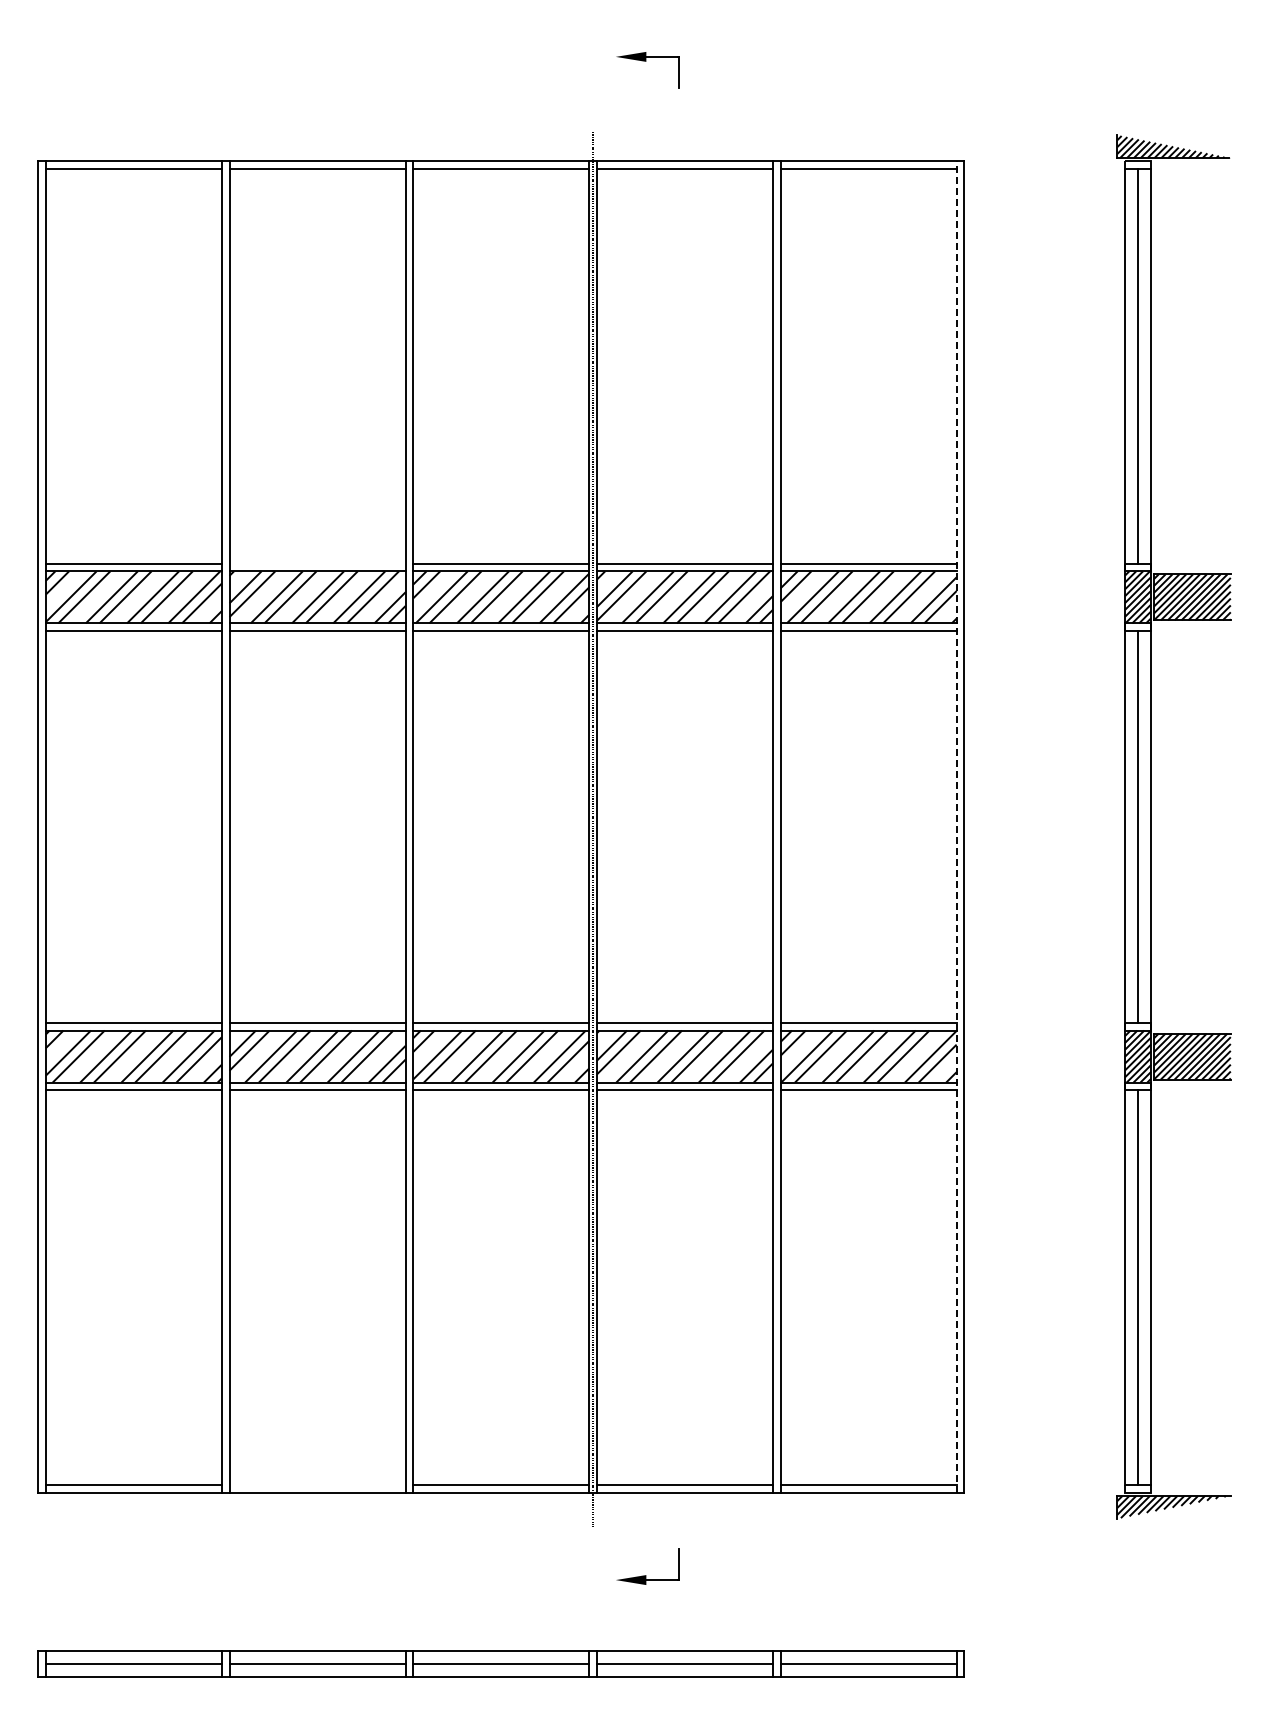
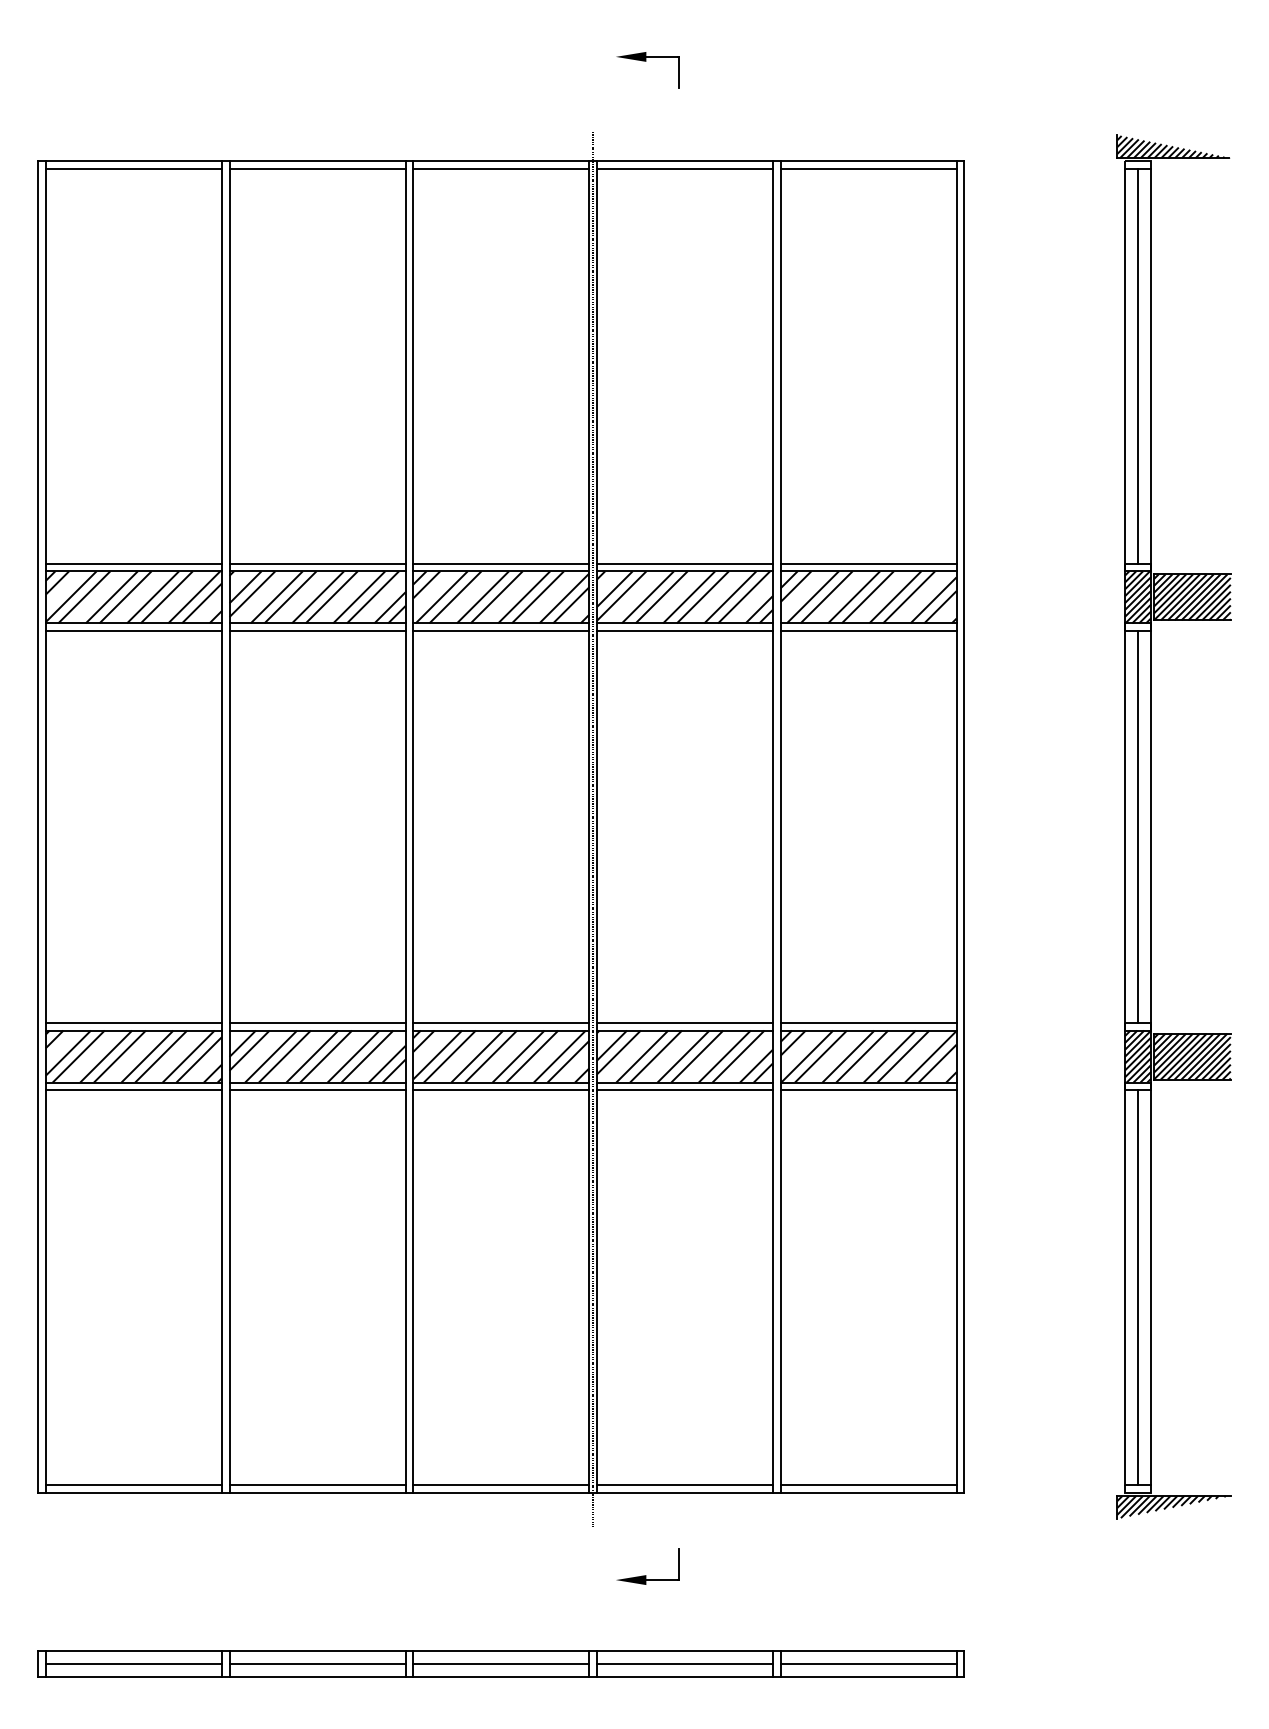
line: none -> present (317, 563)
line: dashed -> solid (956, 826)
line: none -> present (317, 1485)
